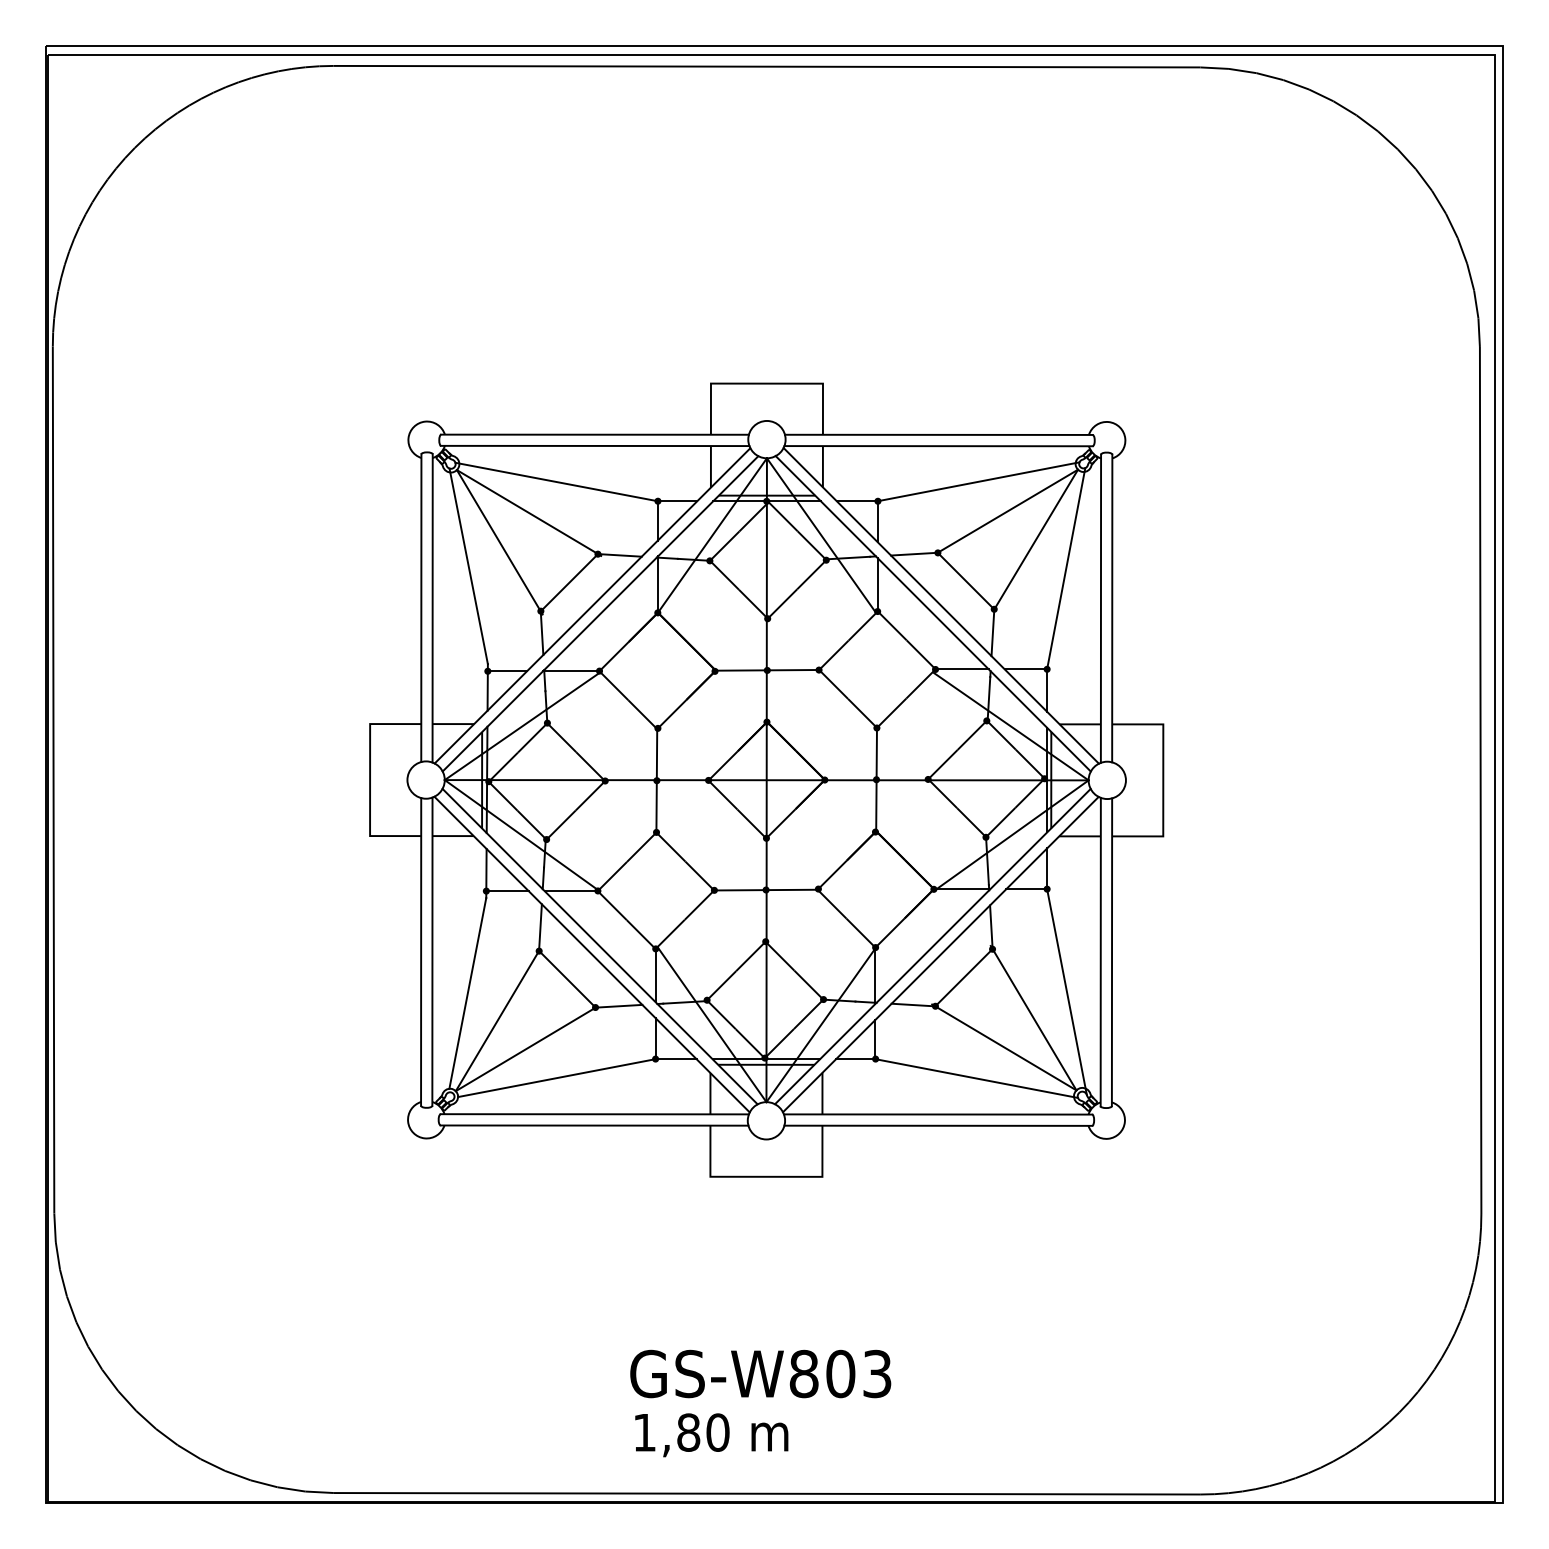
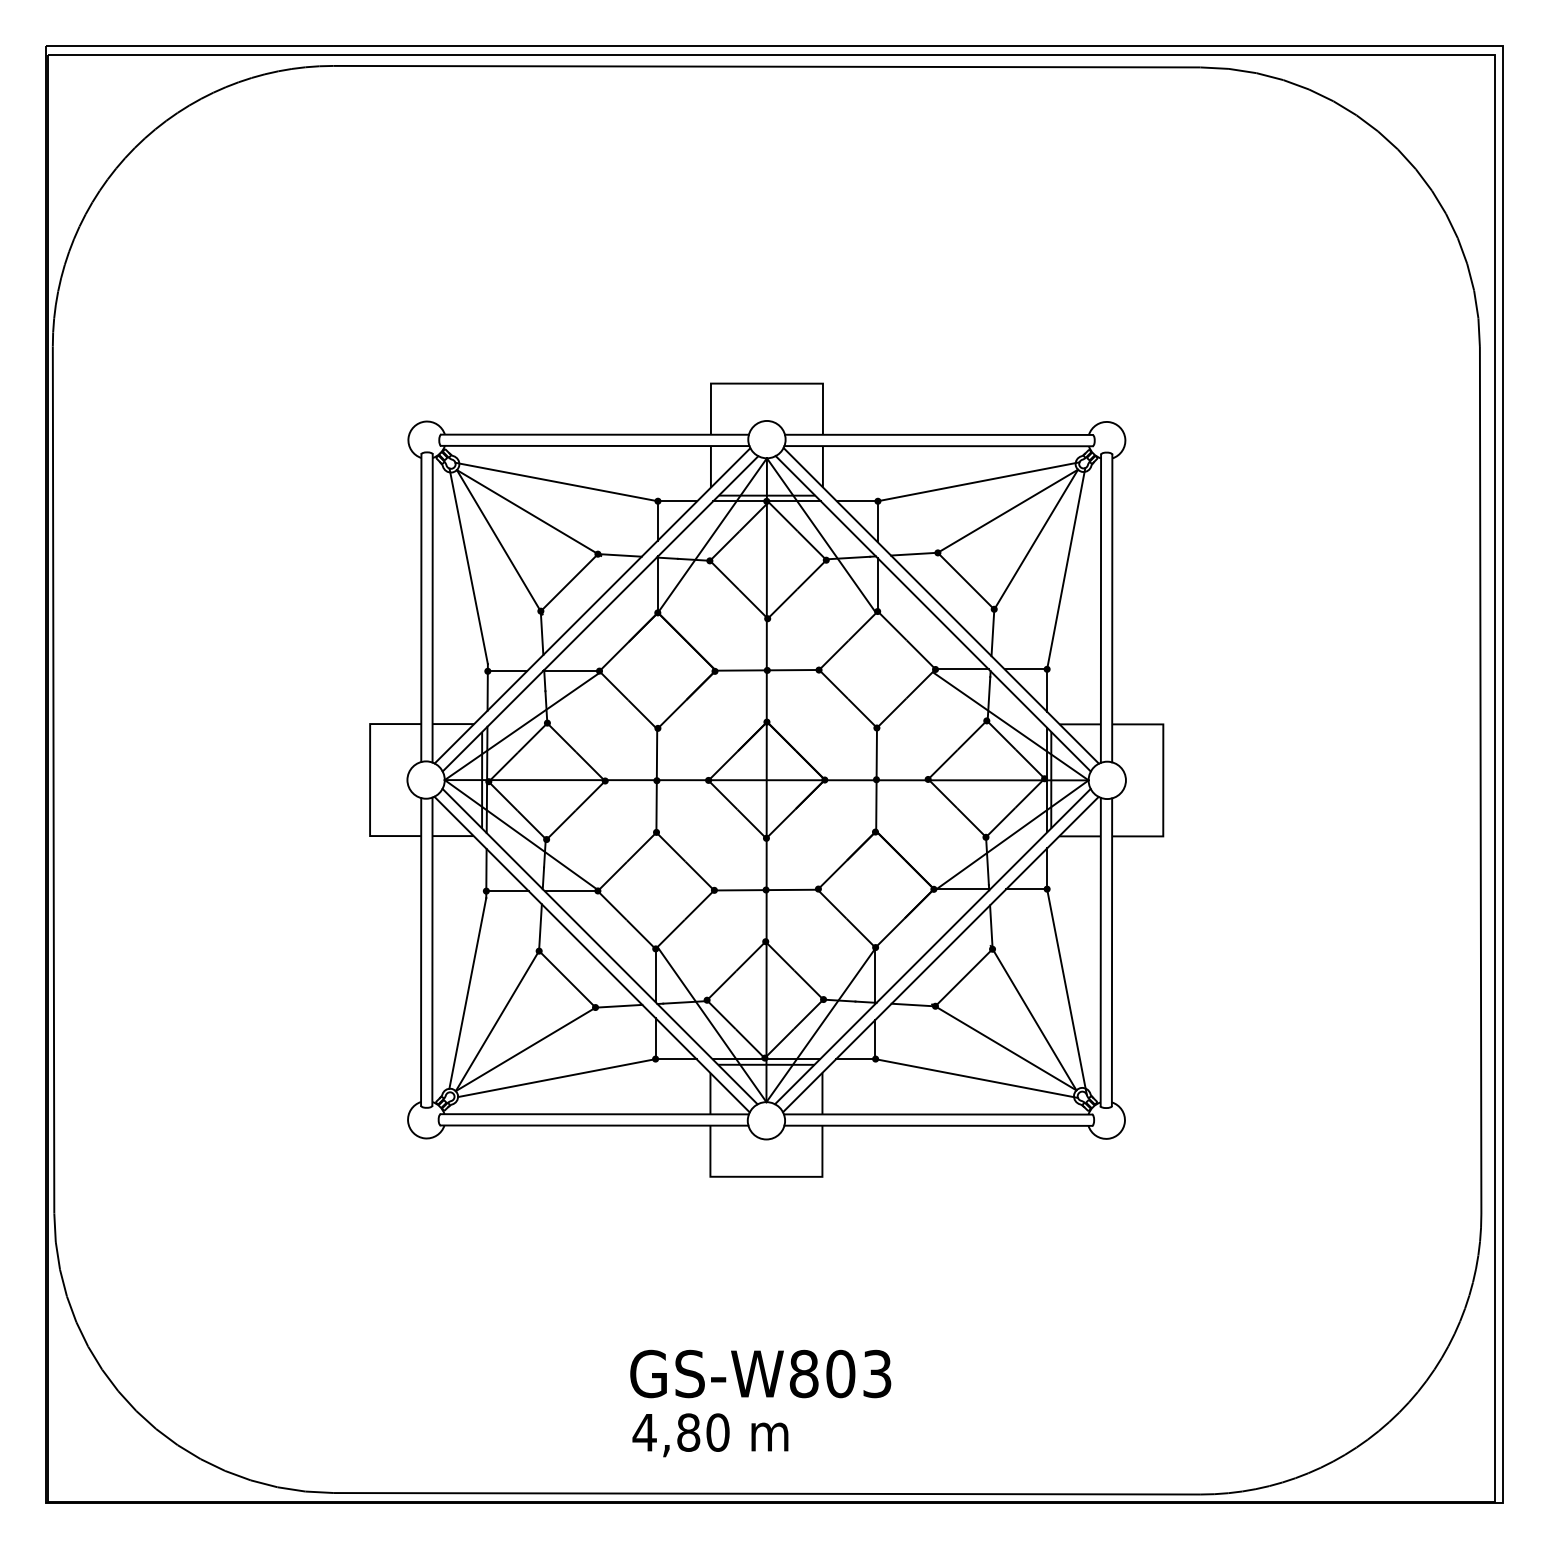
text: 1,80 -> 4,80 (644, 1432)
